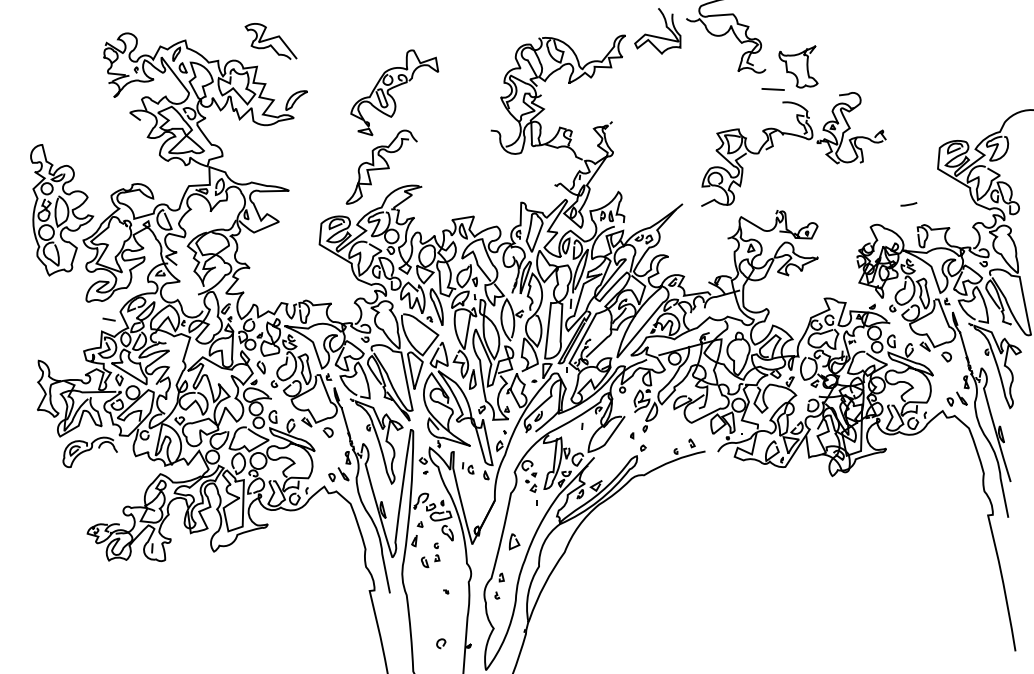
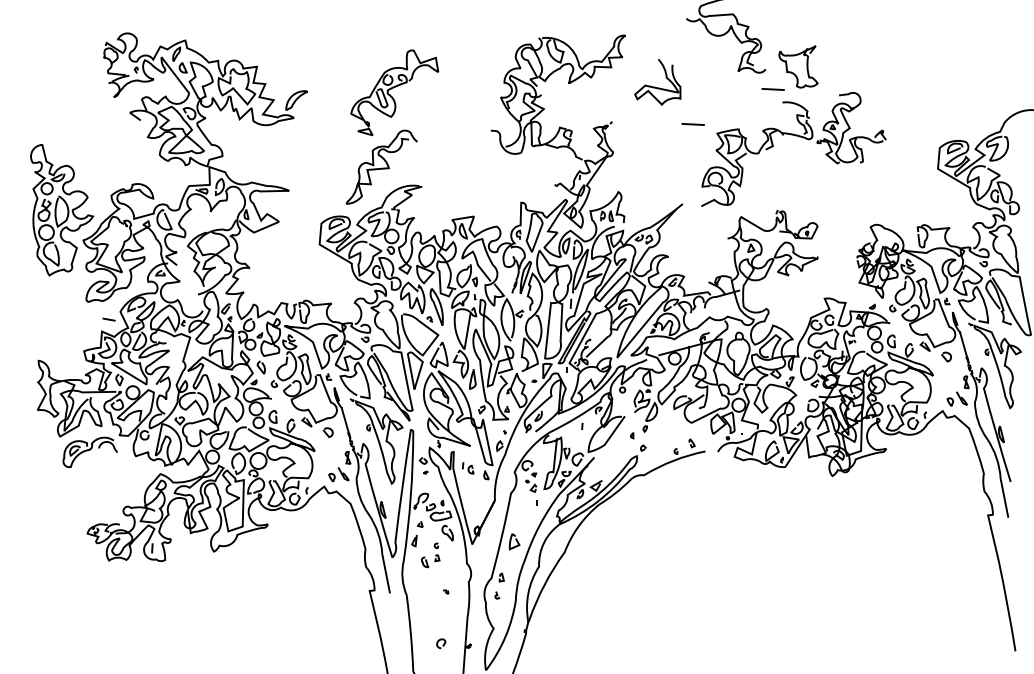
curve position: (655, 35) -> (655, 86) (655, 86)
curve: present -> none (269, 40)
line: none -> present (692, 124)
line: present -> none (908, 204)
